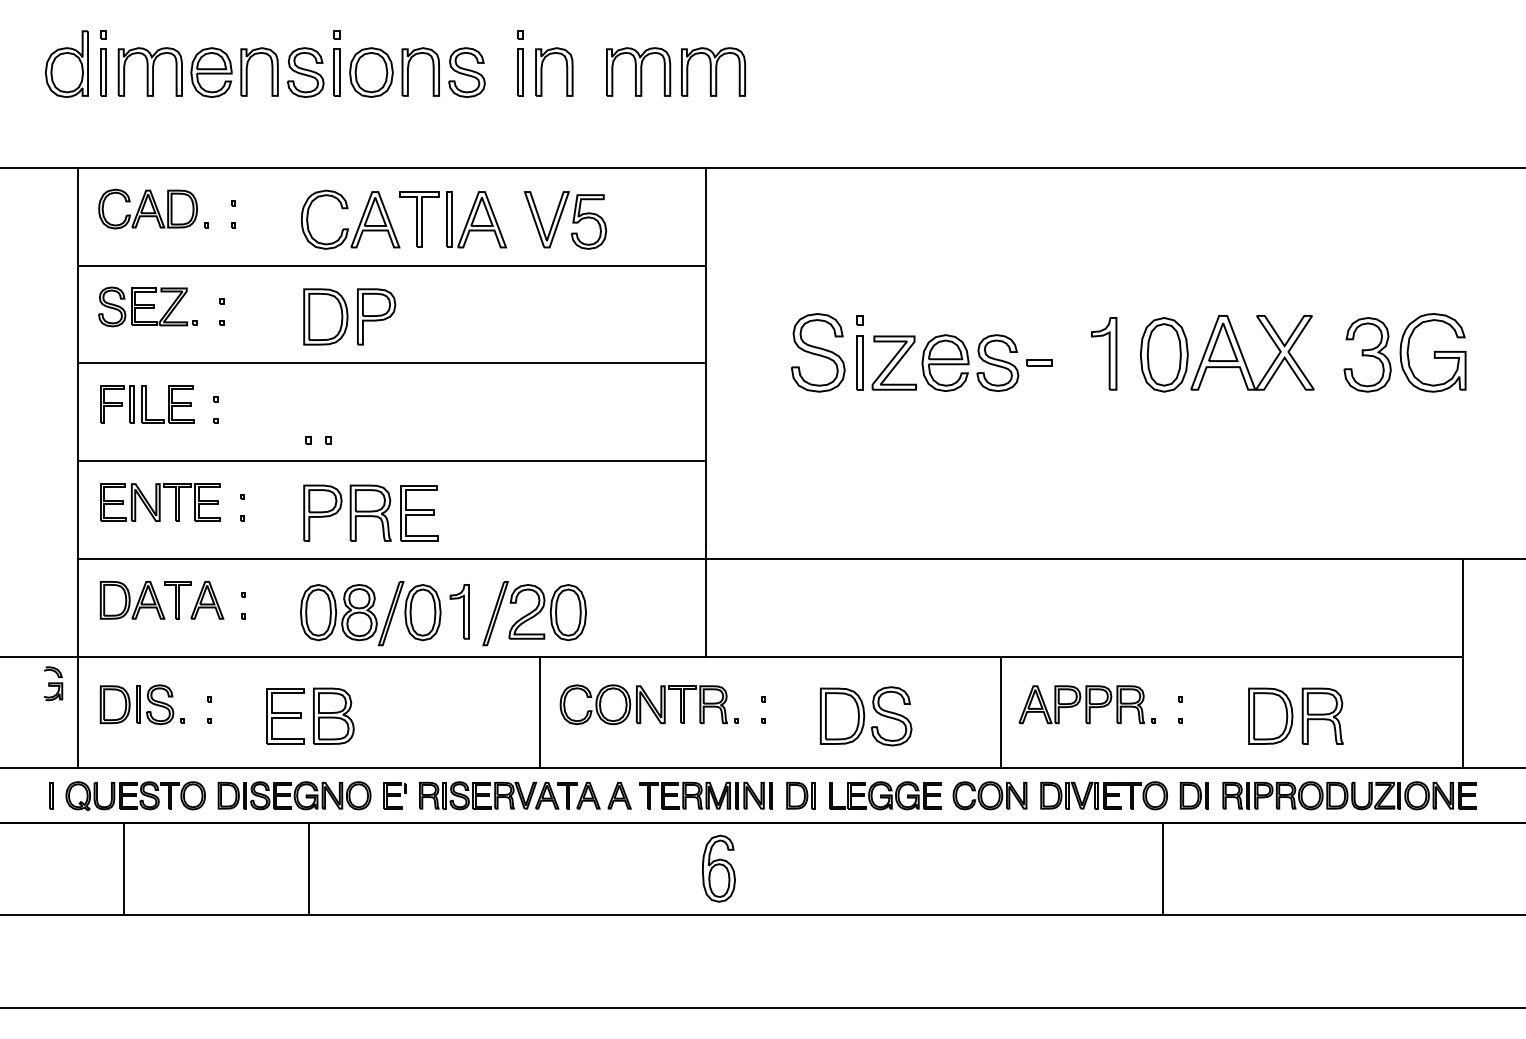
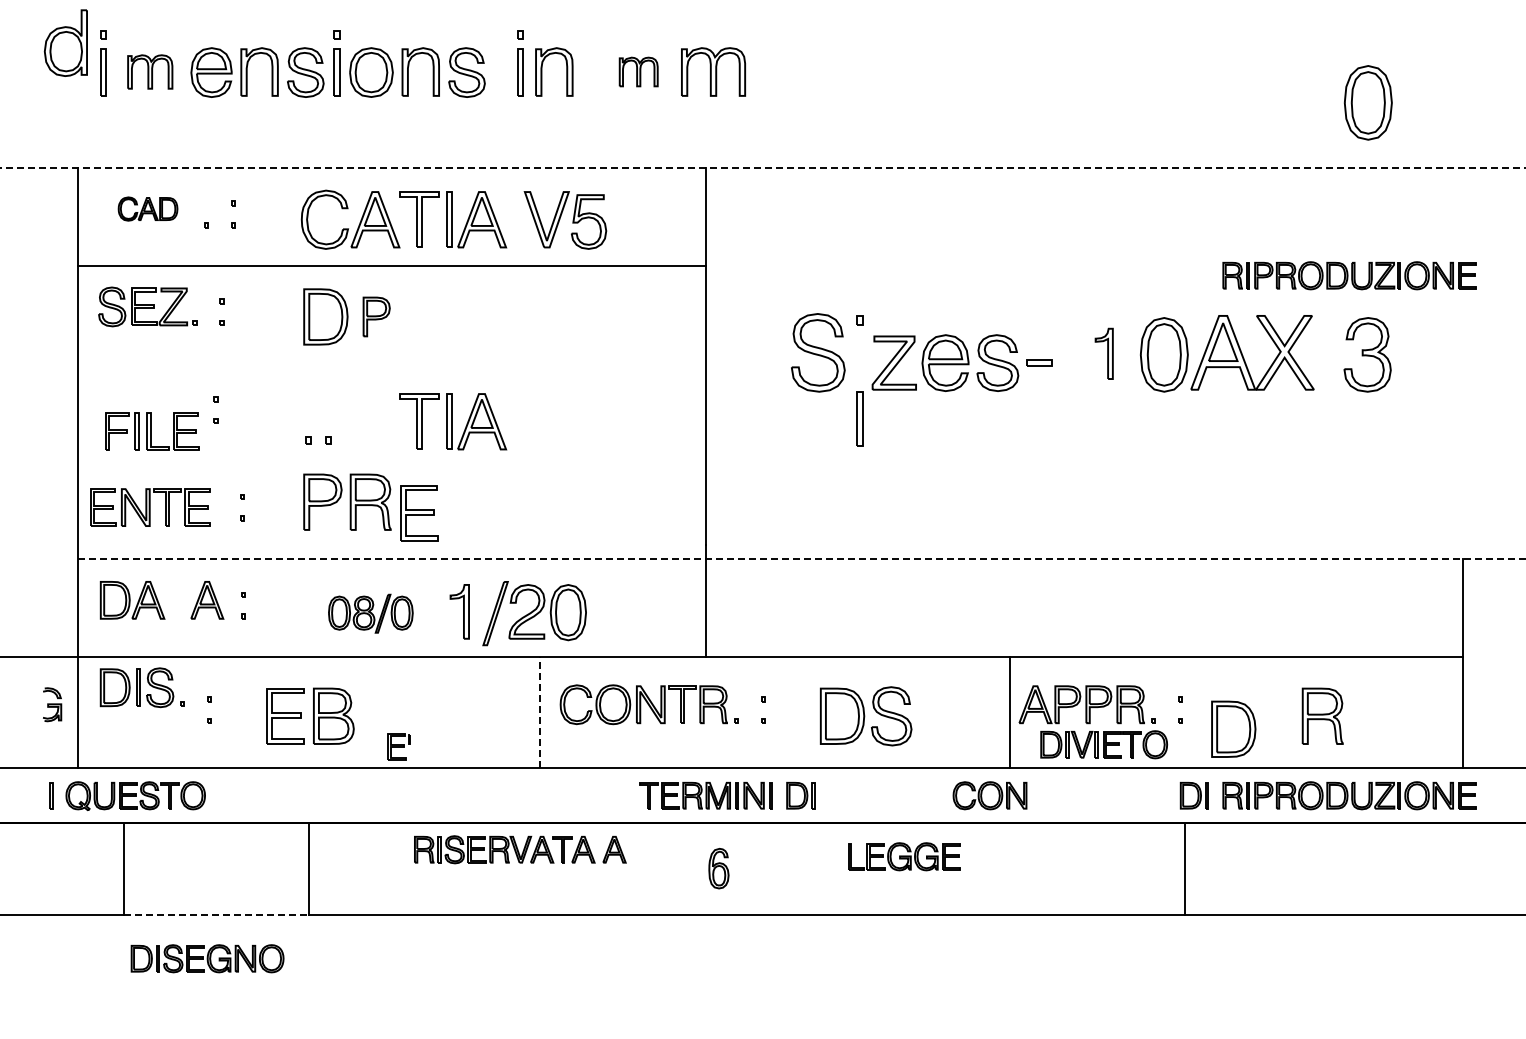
part position: (66, 63) -> (65, 42) (65, 42)
part size: 66x50 px -> 47x36 px (150, 71)
part size: 66x50 px -> 41x32 px (638, 71)
part: none -> present (1368, 102)
line: solid -> dashed (763, 167)
part size: 100x42 px -> 62x26 px (147, 208)
part: none -> present (1349, 275)
part size: 40x58 px -> 29x42 px (376, 316)
part: present -> none (1432, 352)
part size: 27x74 px -> 20x53 px (1103, 353)
part position: (859, 362) -> (859, 418) (859, 418)
line: present -> none (391, 363)
part position: (147, 404) -> (152, 431) (152, 431)
part: none -> present (453, 421)
line: present -> none (391, 461)
part position: (160, 502) -> (150, 507) (150, 507)
part position: (347, 512) -> (347, 501) (347, 501)
line: solid -> dashed (802, 559)
part: present -> none (177, 600)
part size: 142x66 px -> 86x41 px (370, 613)
part position: (53, 683) -> (52, 704) (52, 704)
part position: (141, 704) -> (141, 687) (141, 687)
line: solid -> dashed (539, 711)
line position: (1001, 711) -> (1010, 711) (1010, 711)
part position: (1270, 715) -> (1233, 728) (1233, 728)
part position: (294, 795) -> (207, 958) (207, 958)
part position: (394, 795) -> (398, 746) (398, 746)
part position: (525, 795) -> (520, 849) (520, 849)
part position: (885, 795) -> (904, 856) (904, 856)
part position: (1104, 795) -> (1104, 744) (1104, 744)
part size: 34x69 px -> 22x42 px (718, 868)
line position: (1162, 869) -> (1184, 869) (1184, 869)
line: solid -> dashed (217, 915)
line: present -> none (762, 1007)
